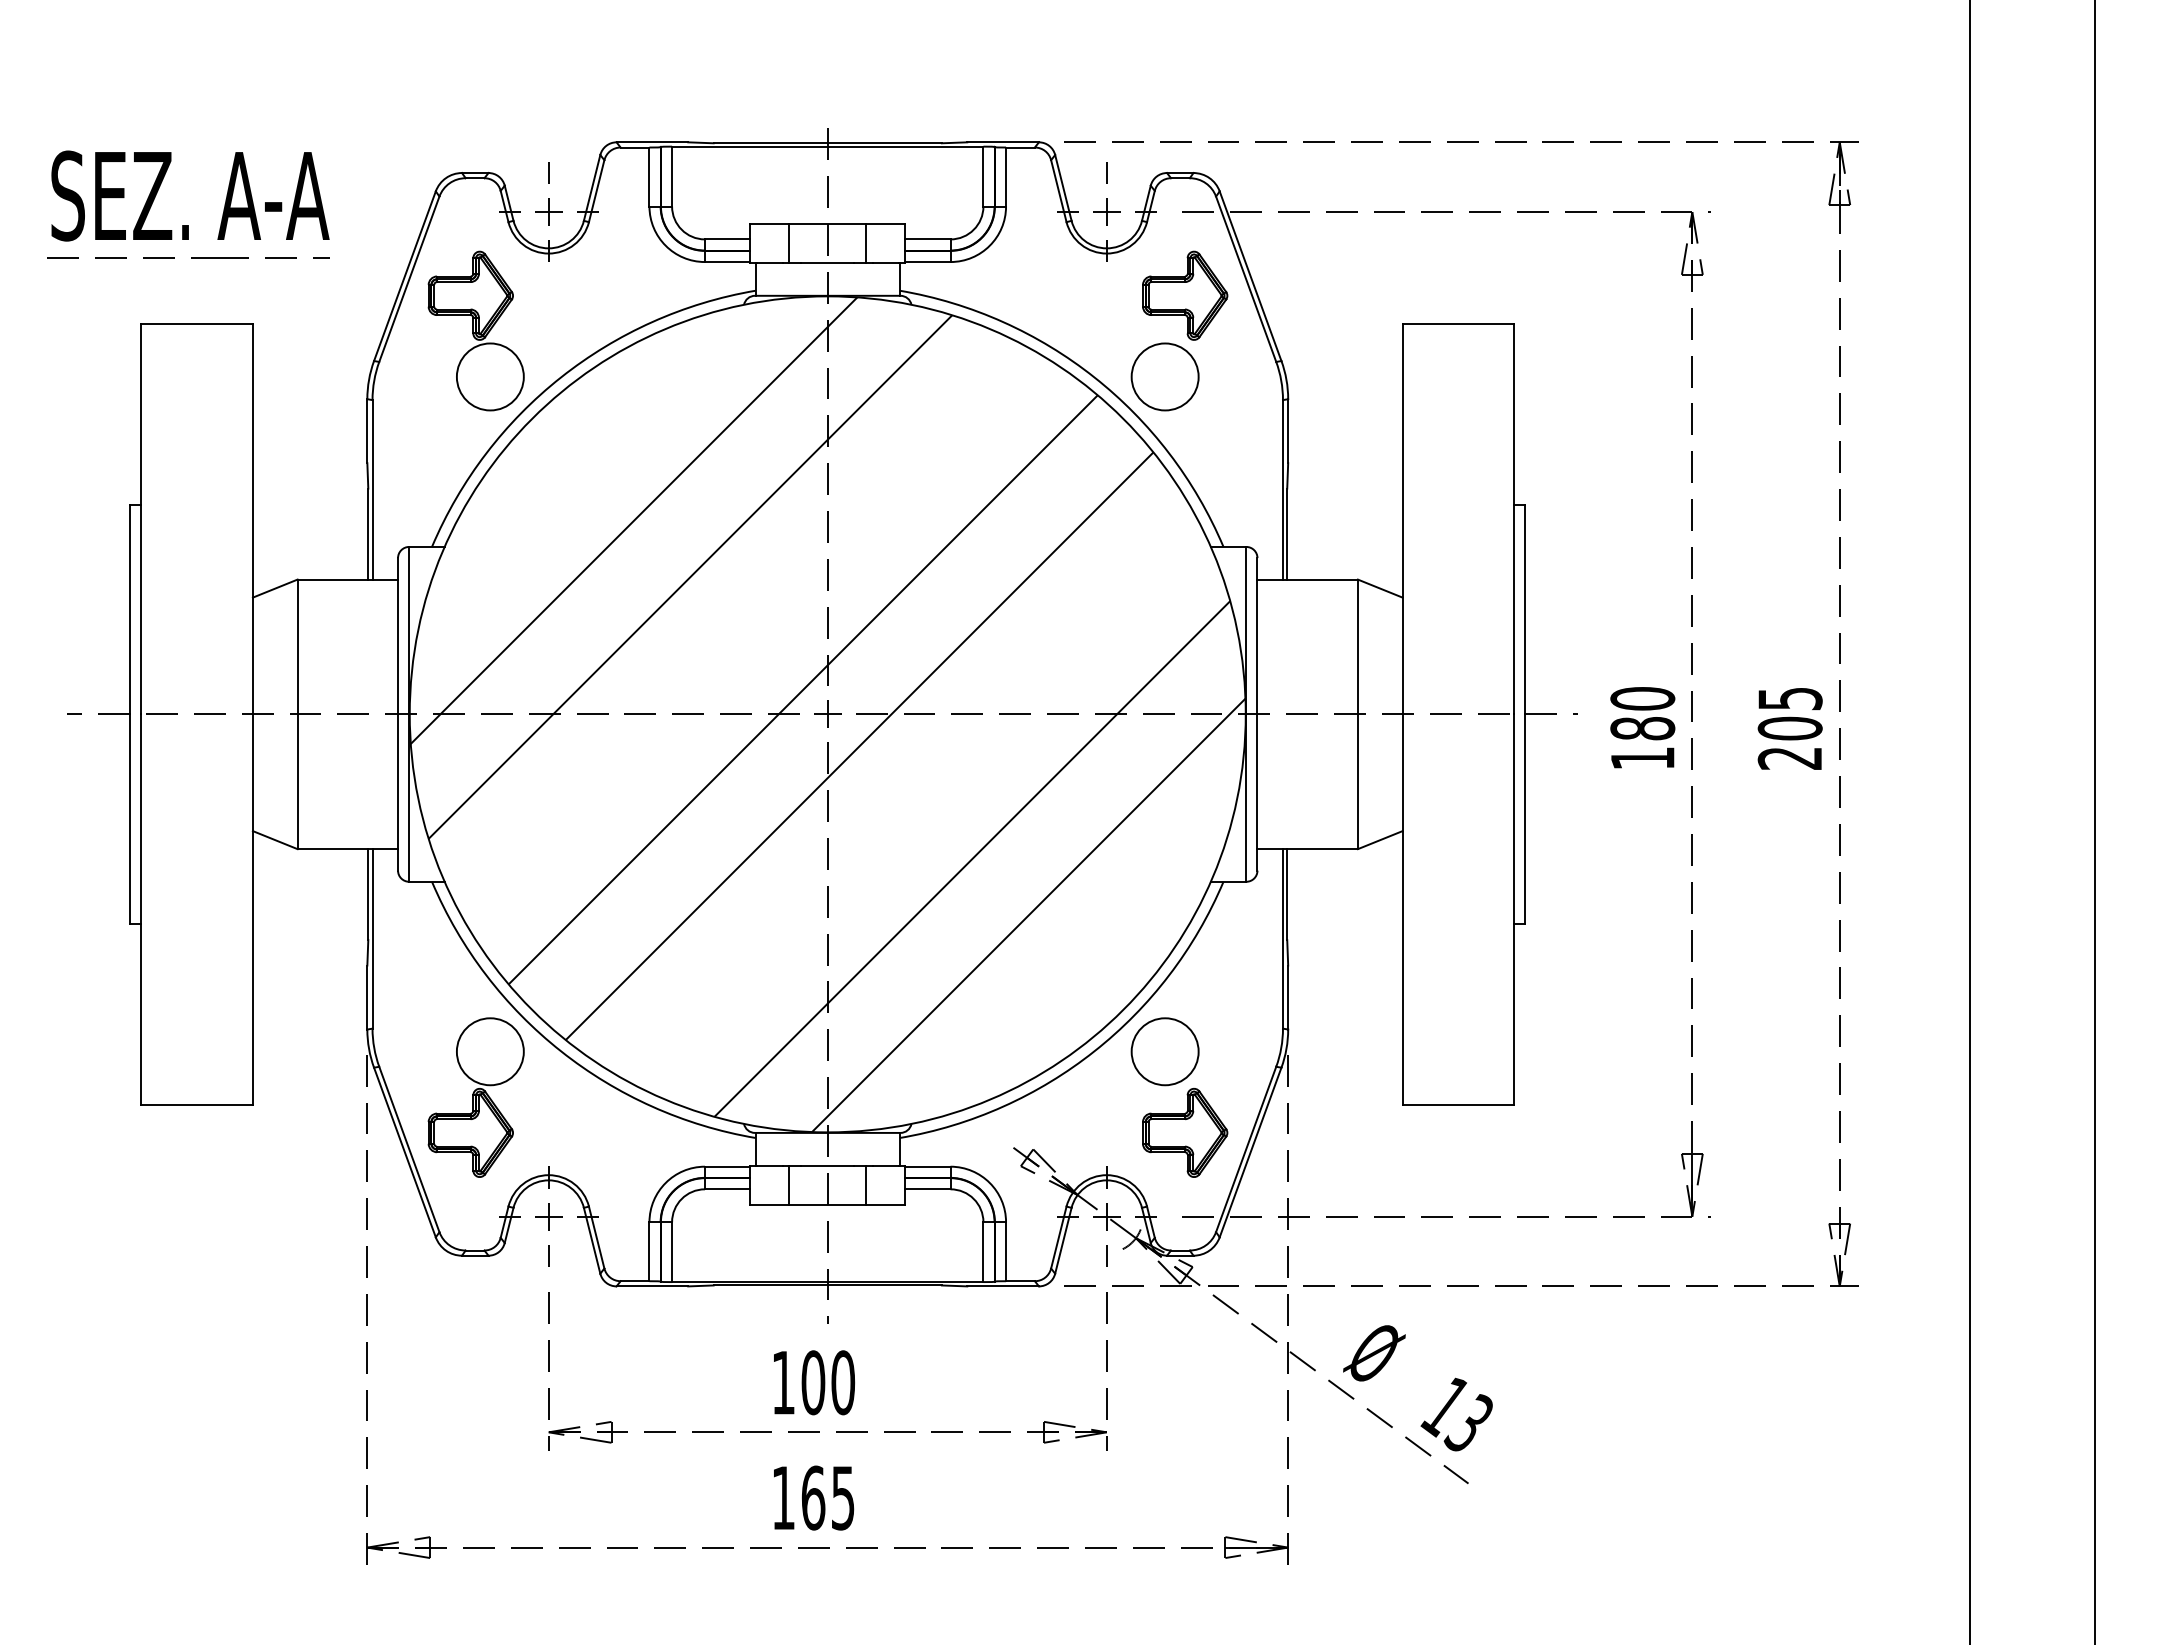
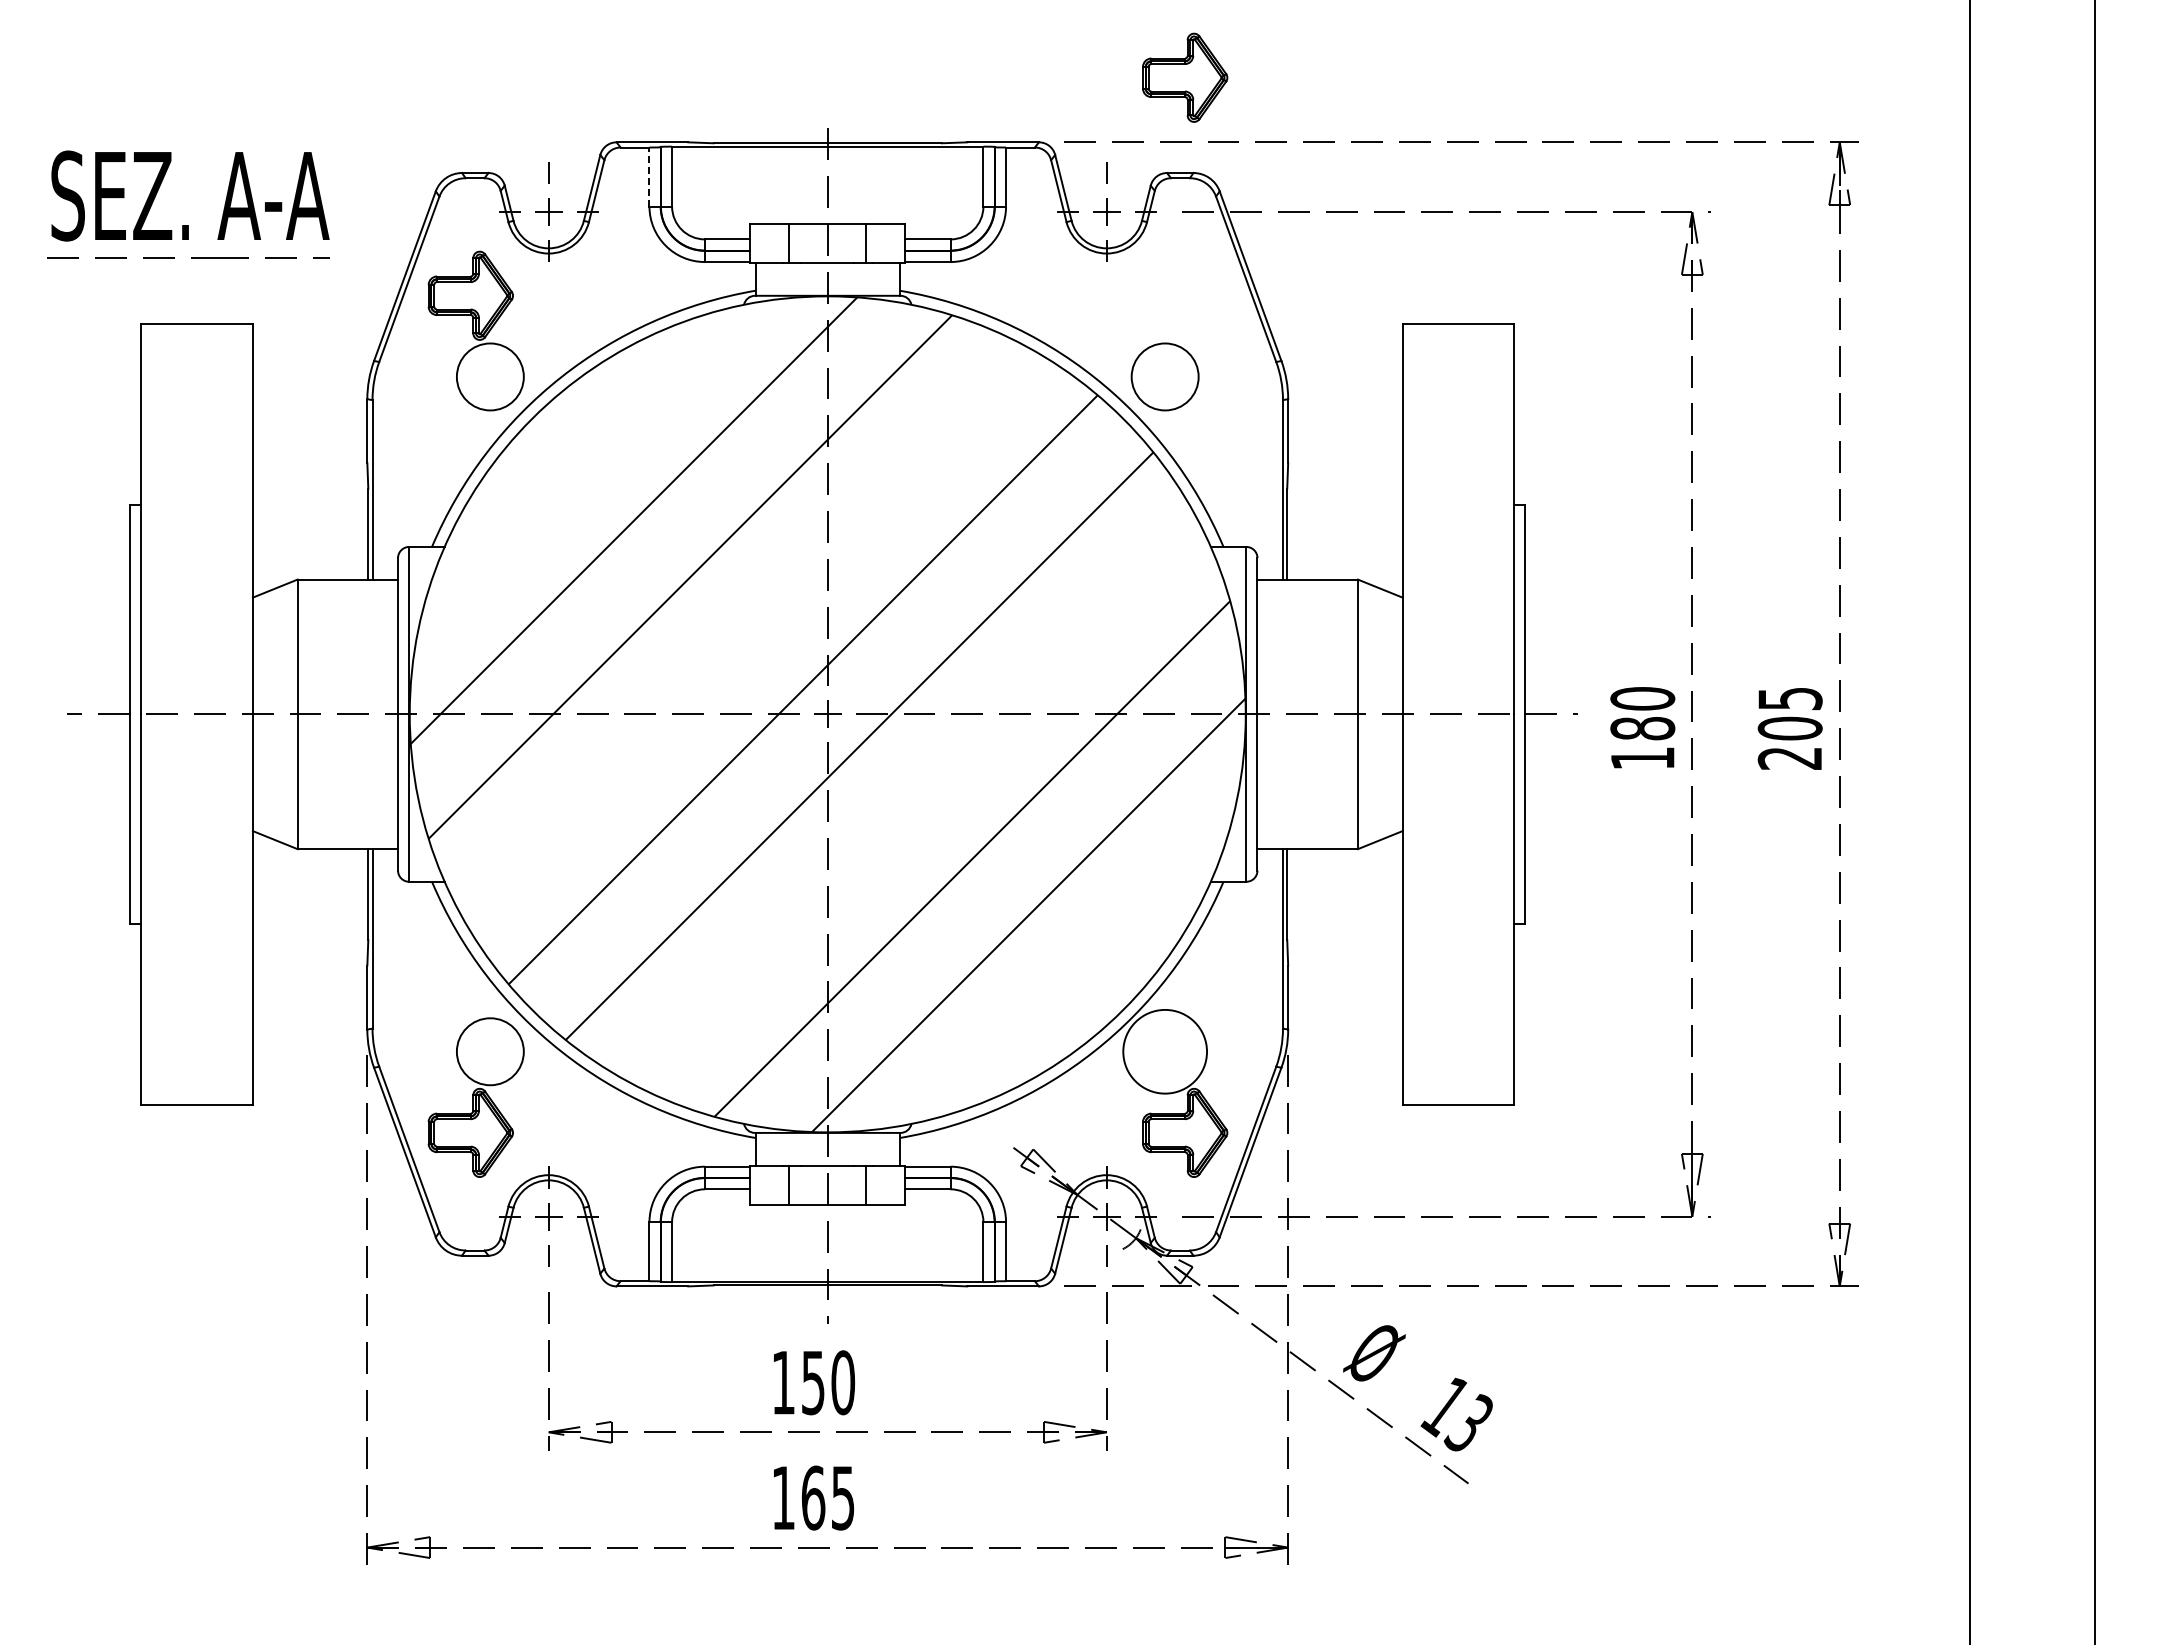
line: solid -> dashed (649, 176)
part position: (1185, 295) -> (1185, 77) (1185, 77)
circle diameter: 67 px -> 84 px (1165, 1051)
text: 100 -> 150 (813, 1382)
